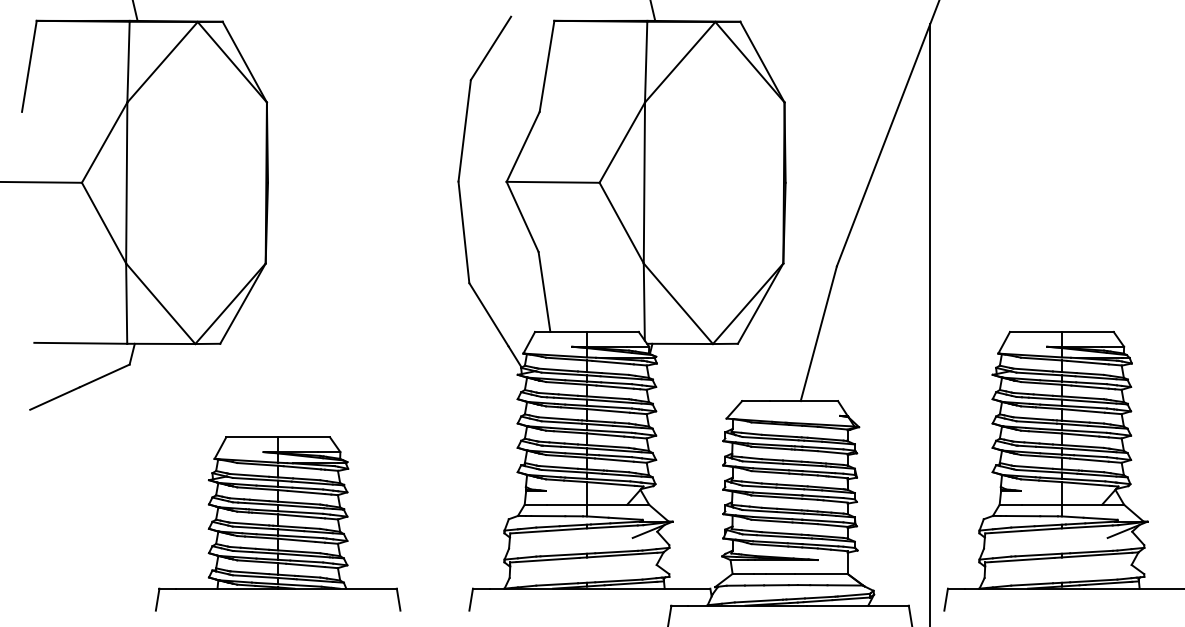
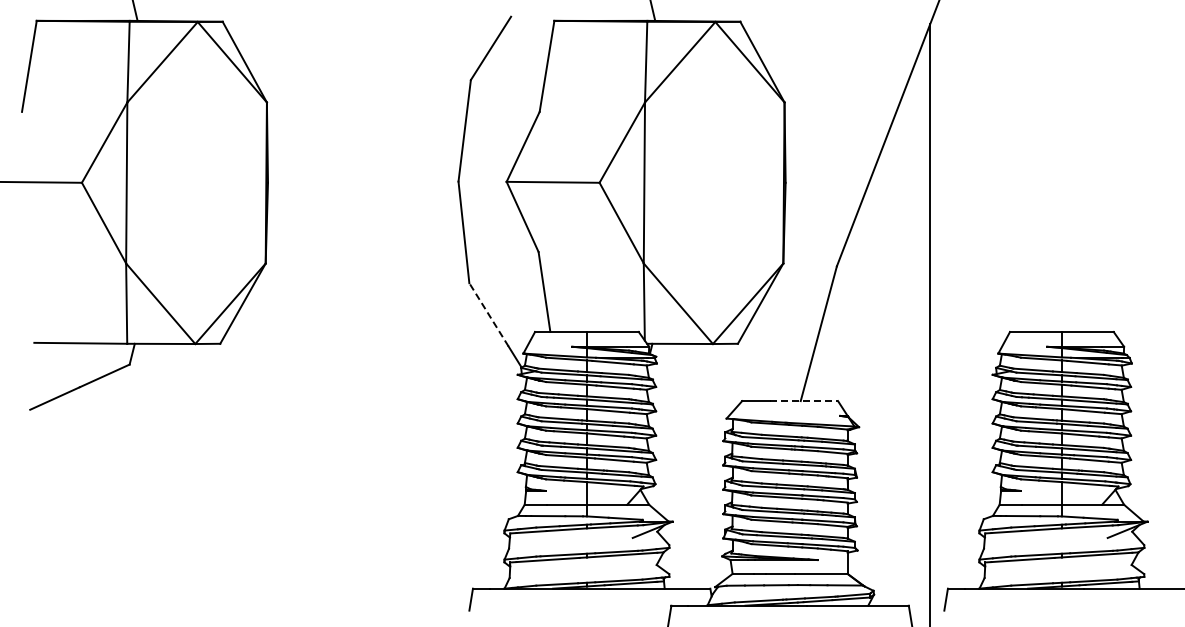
line: solid -> dashed (488, 314)
line: solid -> dashed (804, 401)
part: present -> none (278, 523)
